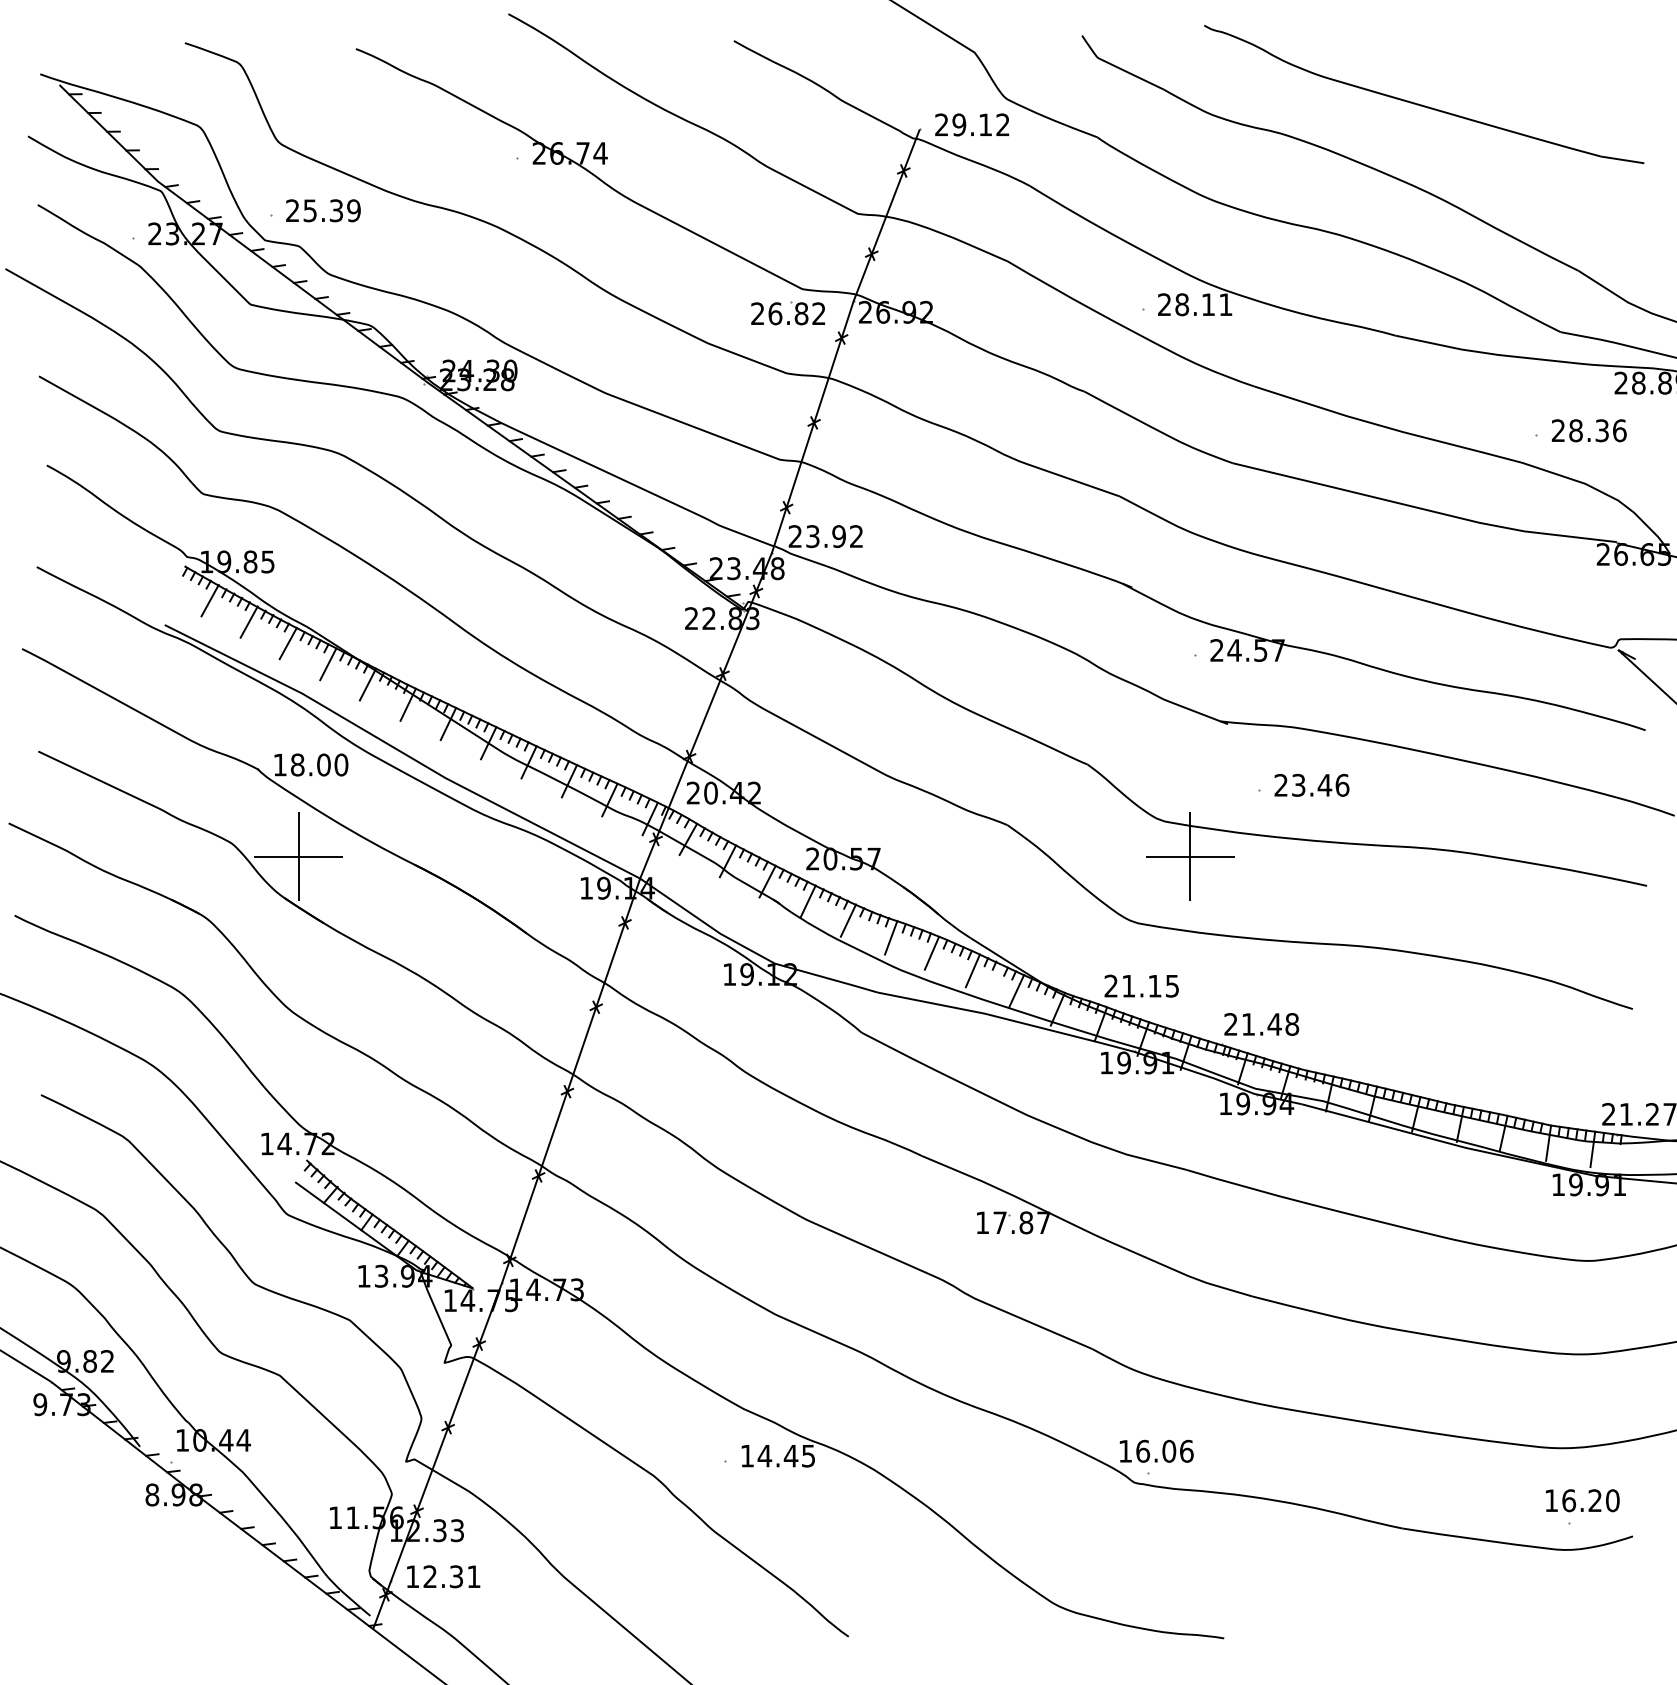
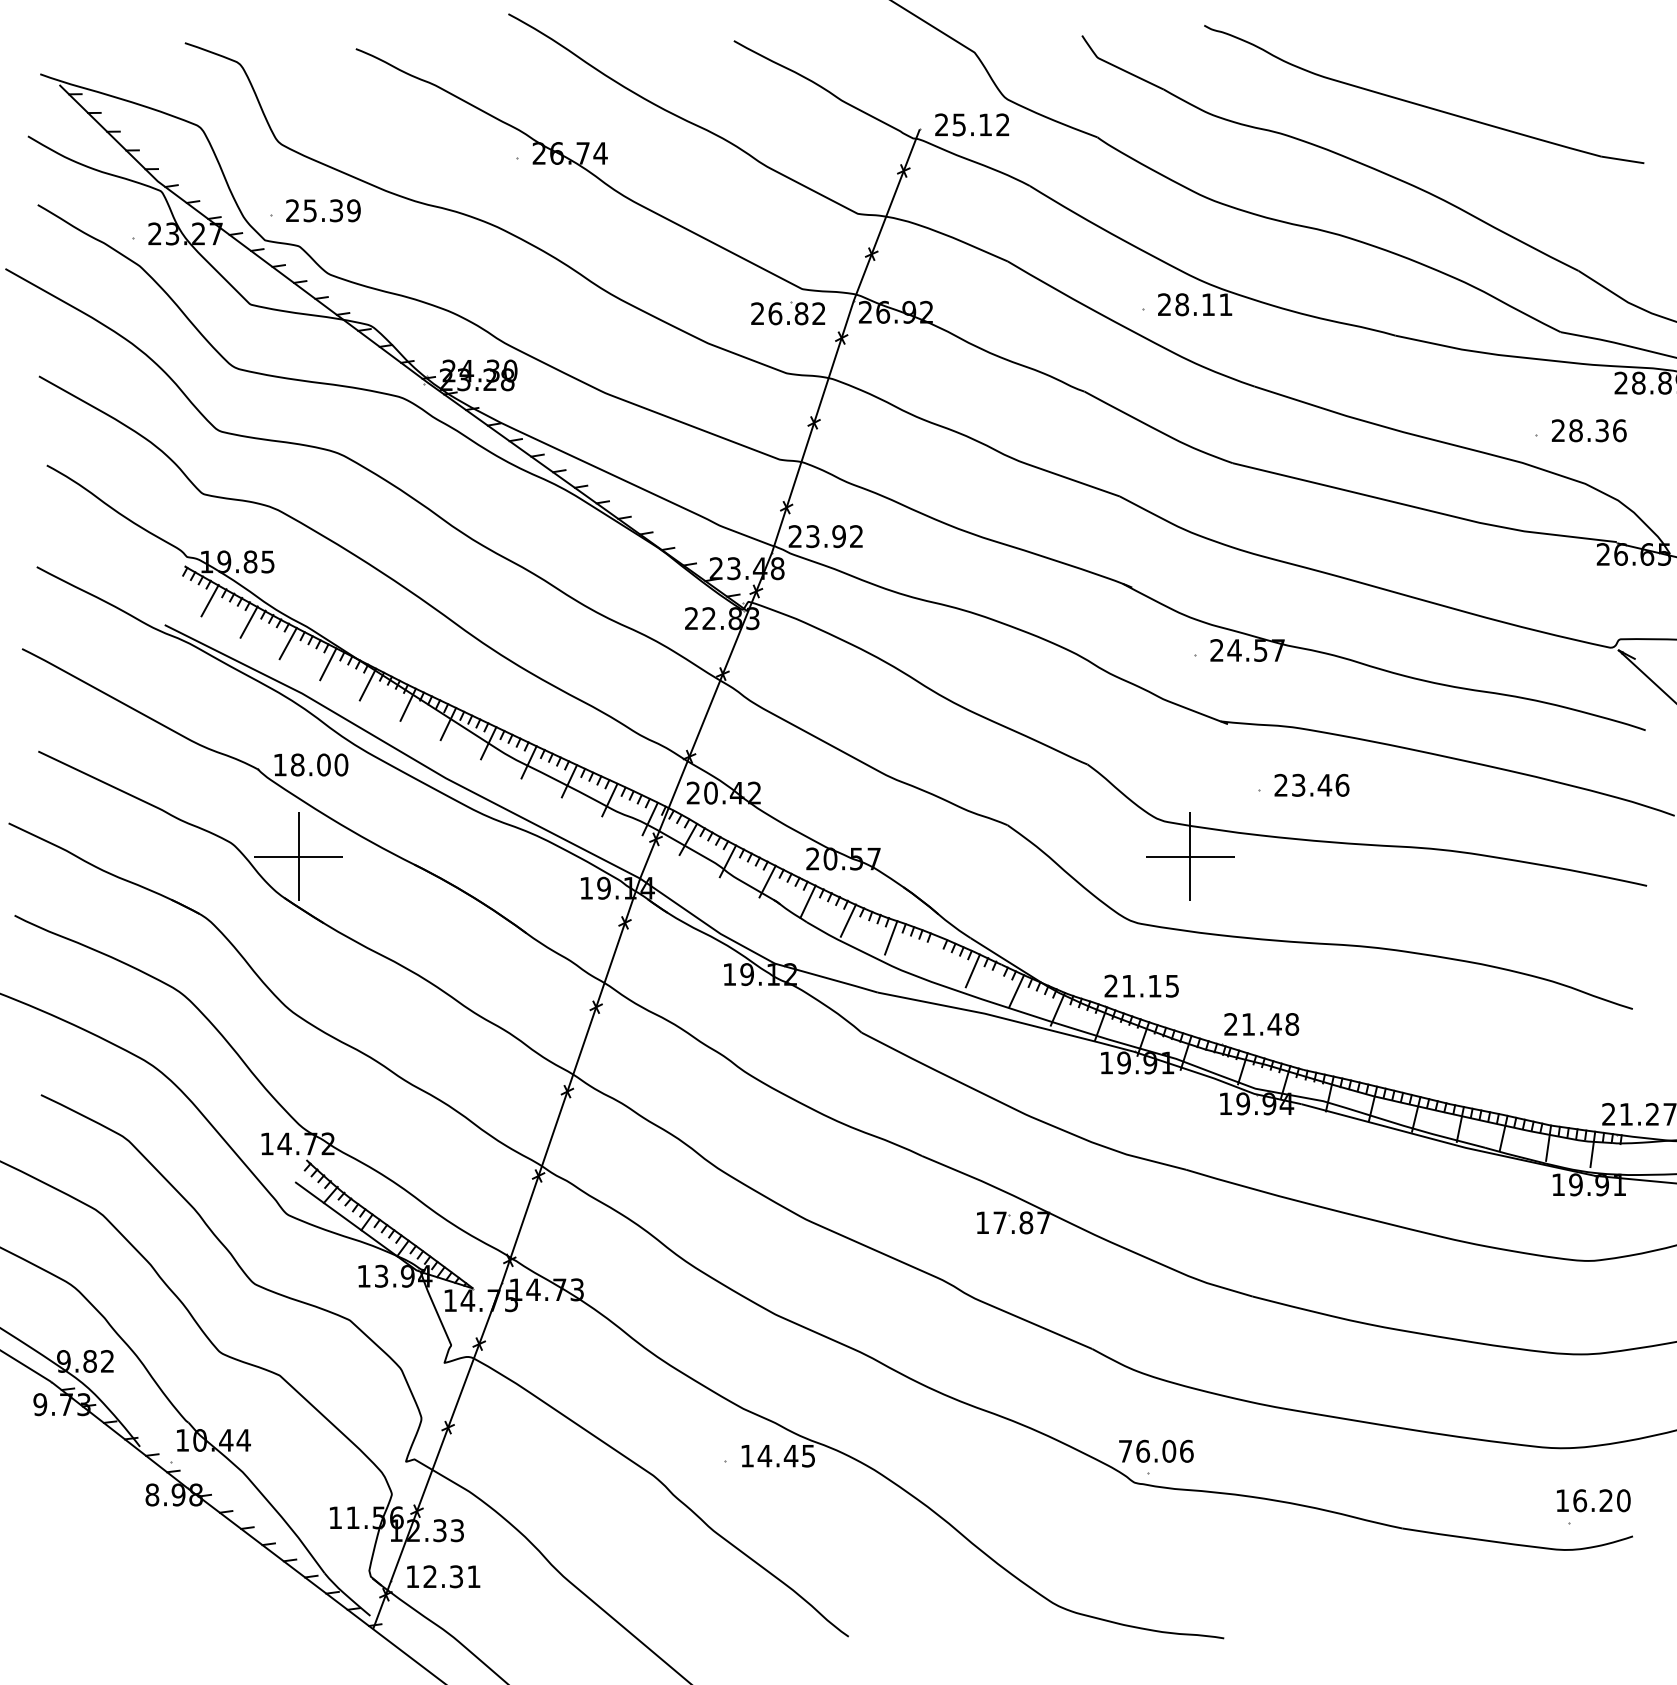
text: 29.12 -> 25.12 (959, 124)
line: present -> none (931, 952)
text: 16.06 -> 76.06 (1125, 1451)
text position: (1582, 1500) -> (1593, 1500) (1593, 1500)
